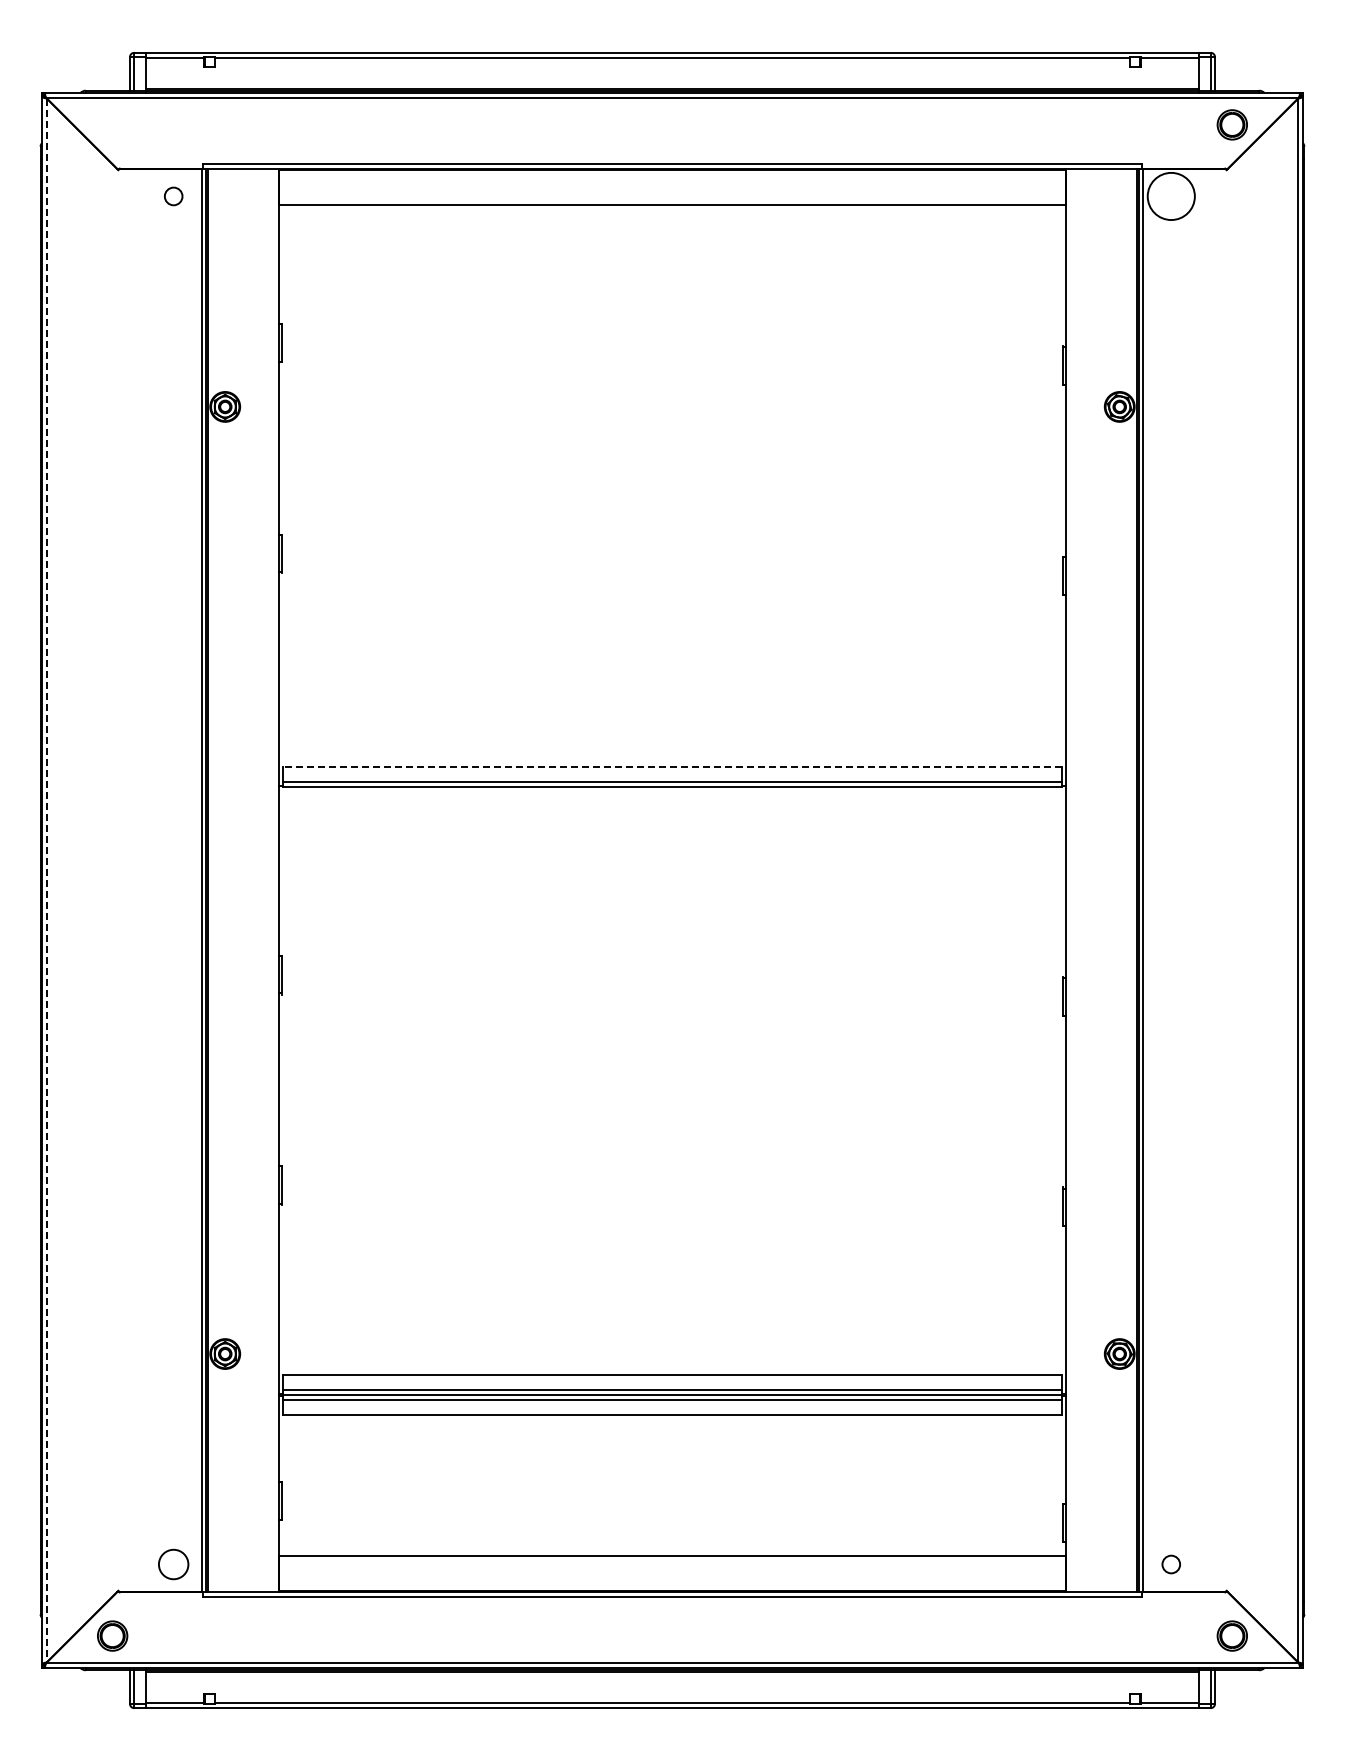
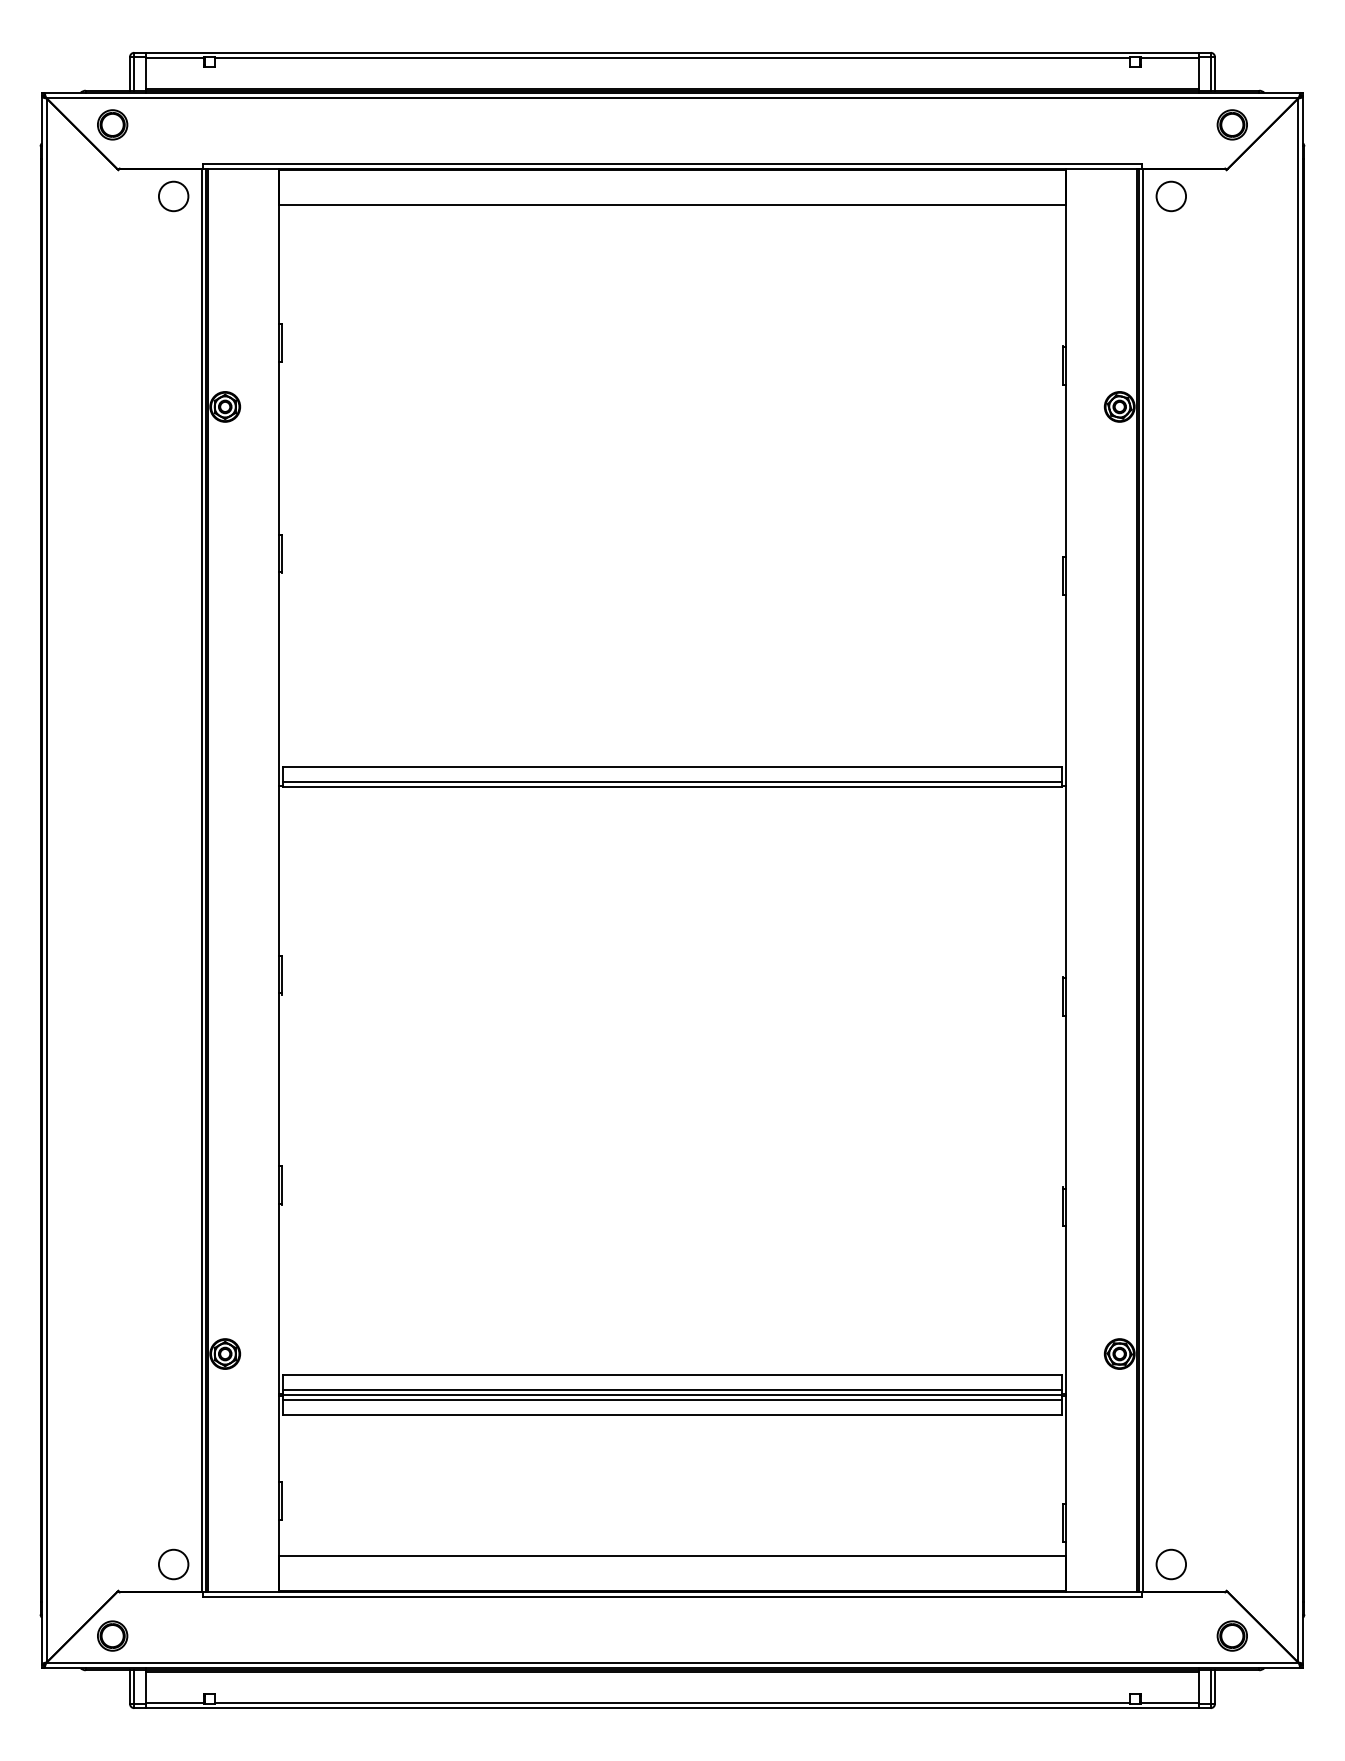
part: none -> present (112, 124)
circle diameter: 18 px -> 29 px (173, 196)
circle diameter: 47 px -> 29 px (1171, 196)
line: dashed -> solid (672, 766)
line: dashed -> solid (46, 880)
circle diameter: 18 px -> 29 px (1171, 1564)
